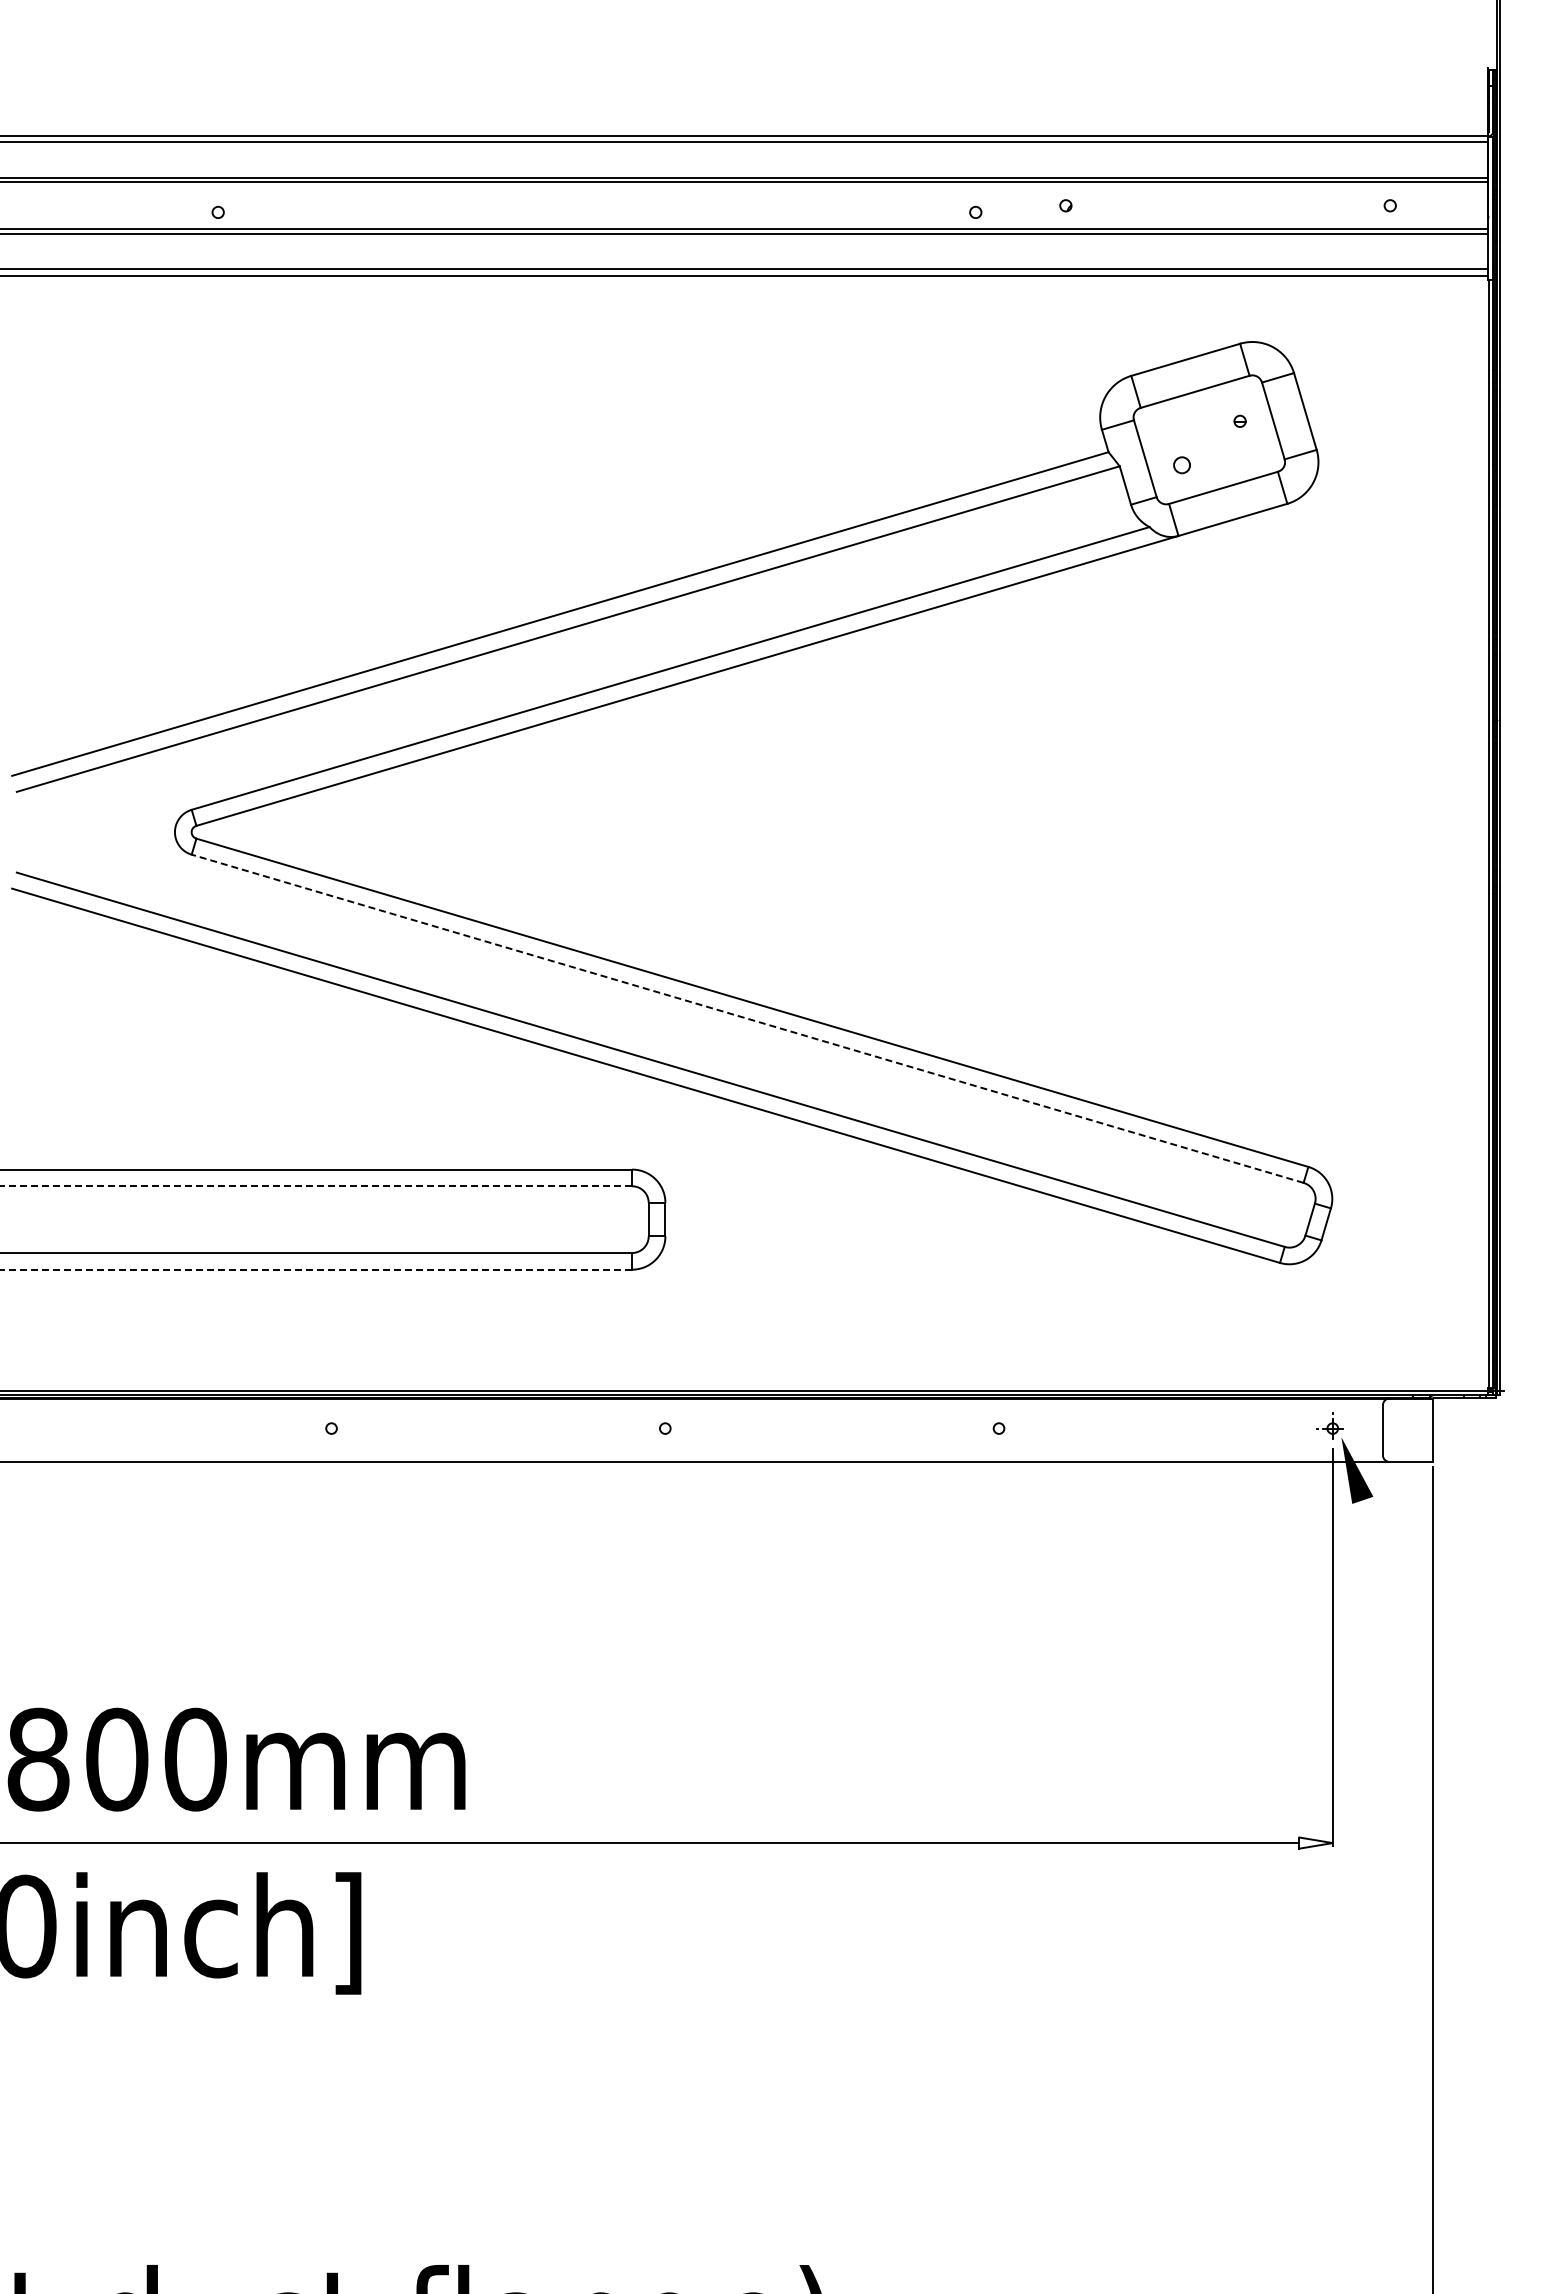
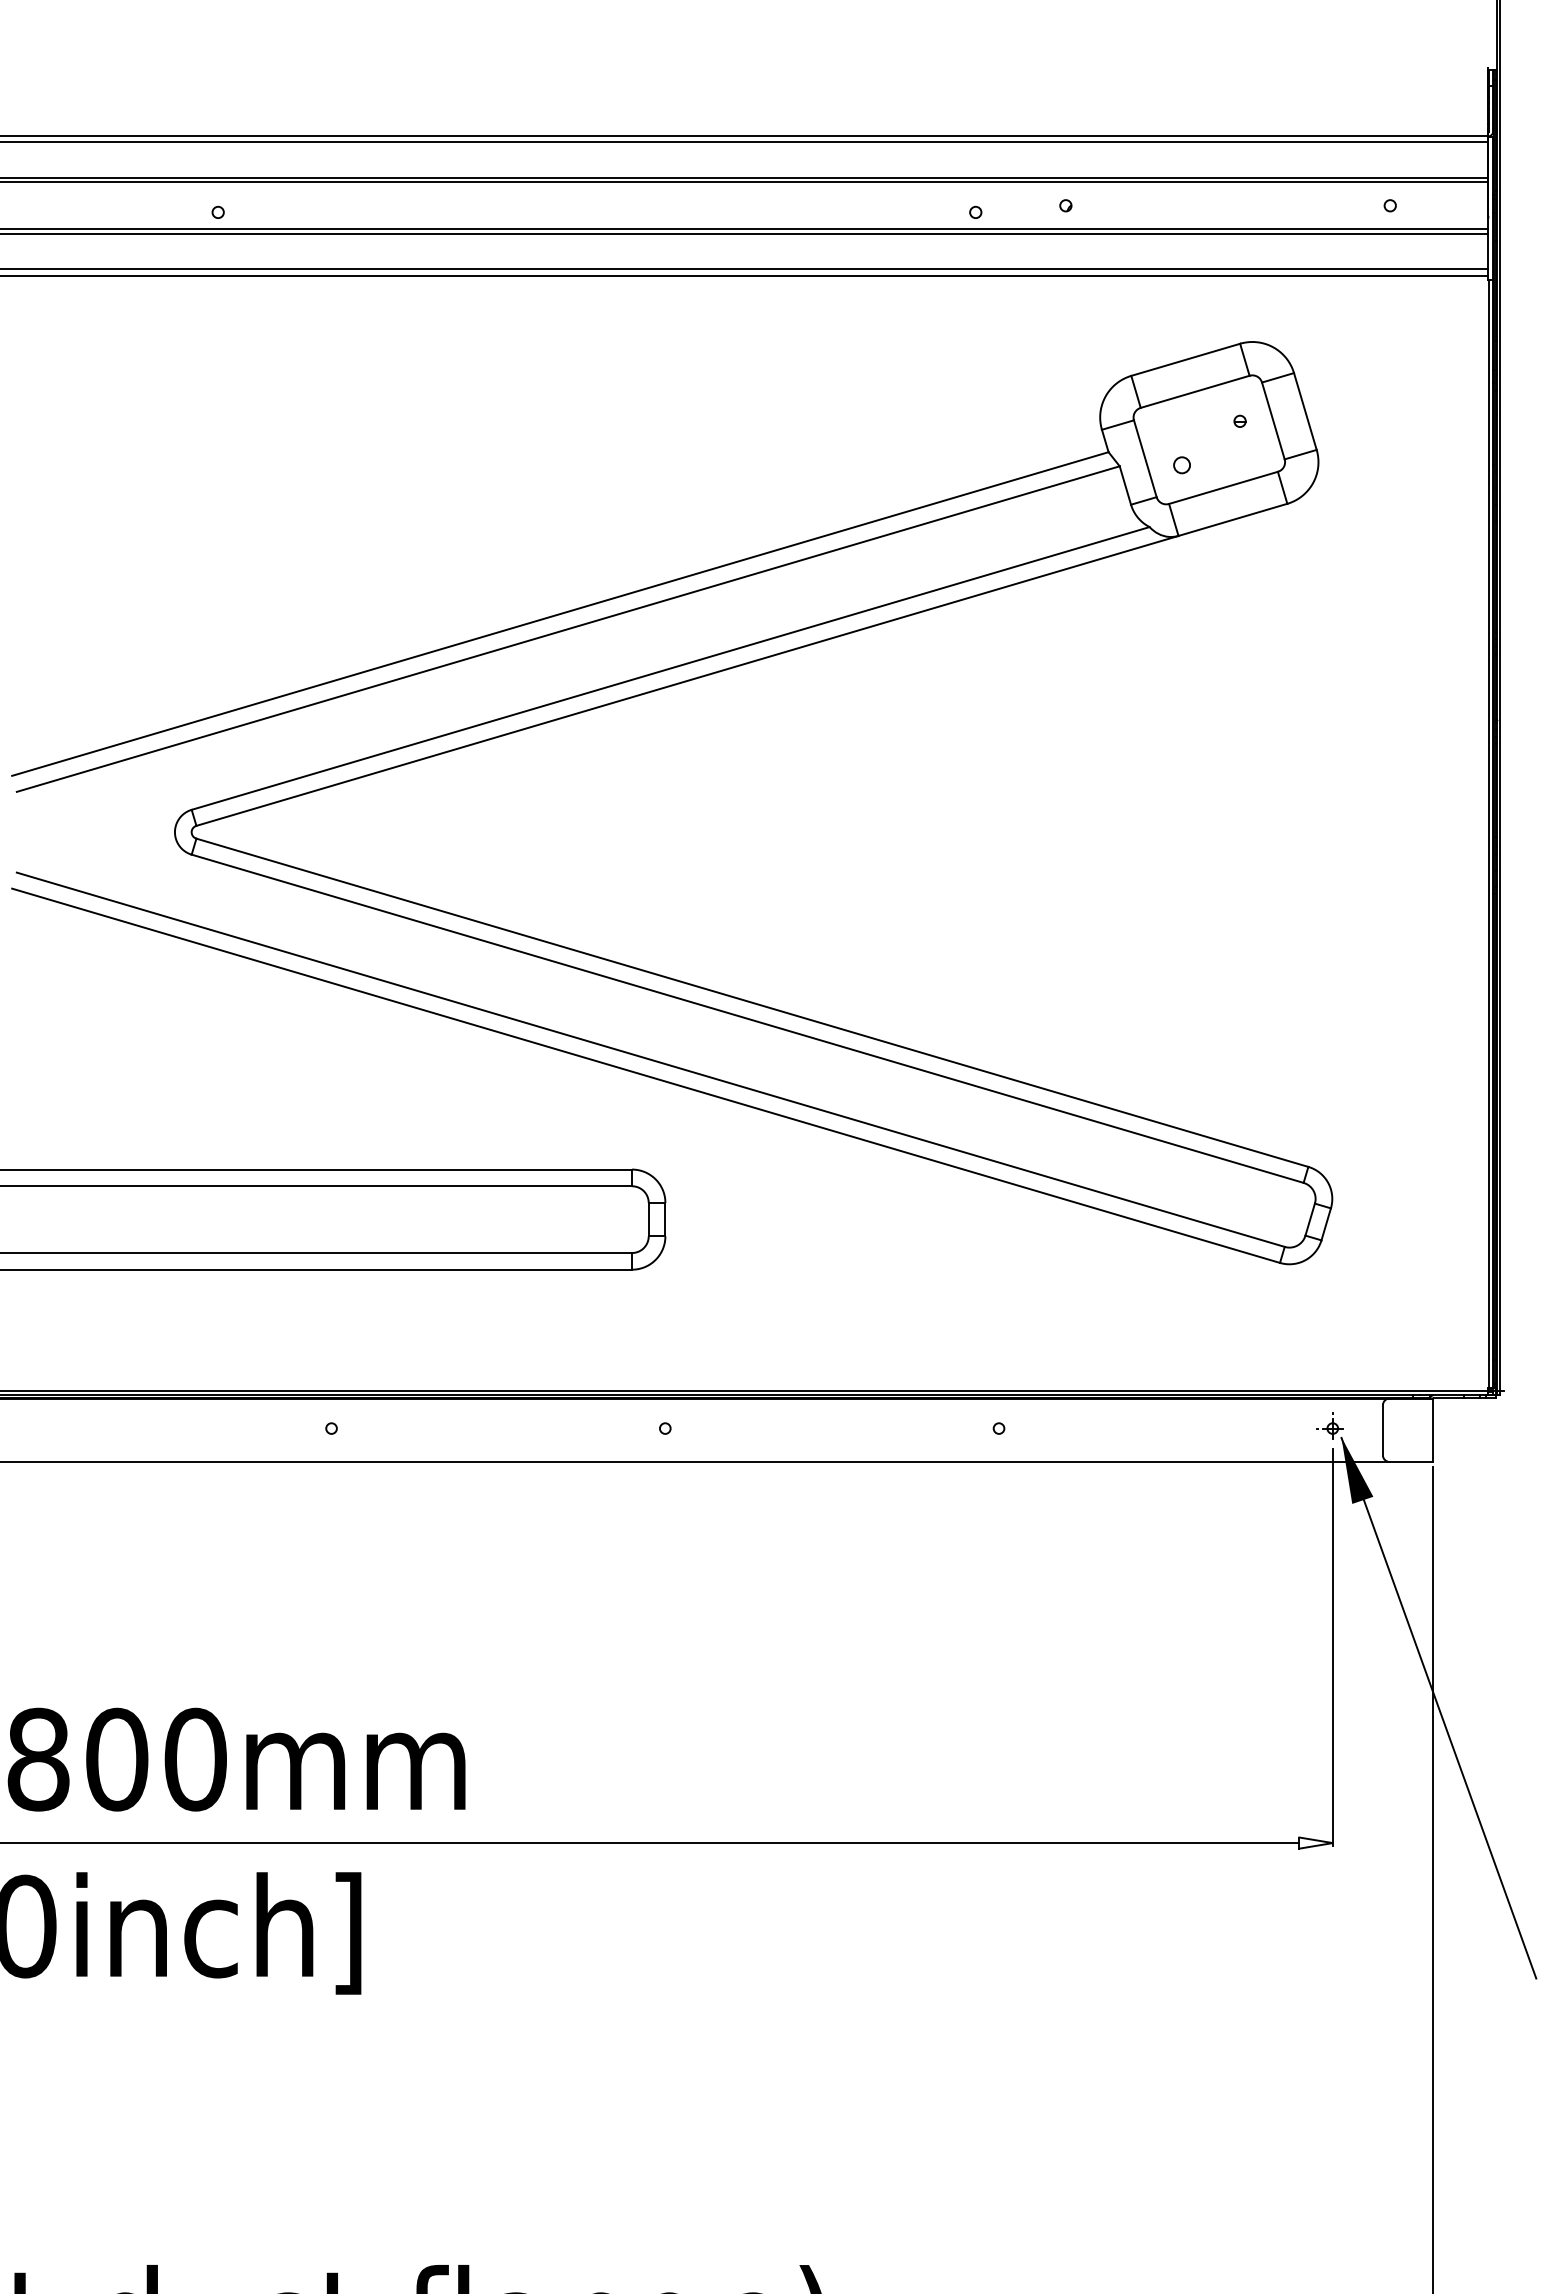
line: dashed -> solid (747, 1018)
line: dashed -> solid (316, 1186)
line: dashed -> solid (316, 1269)
line: none -> present (1438, 1707)
